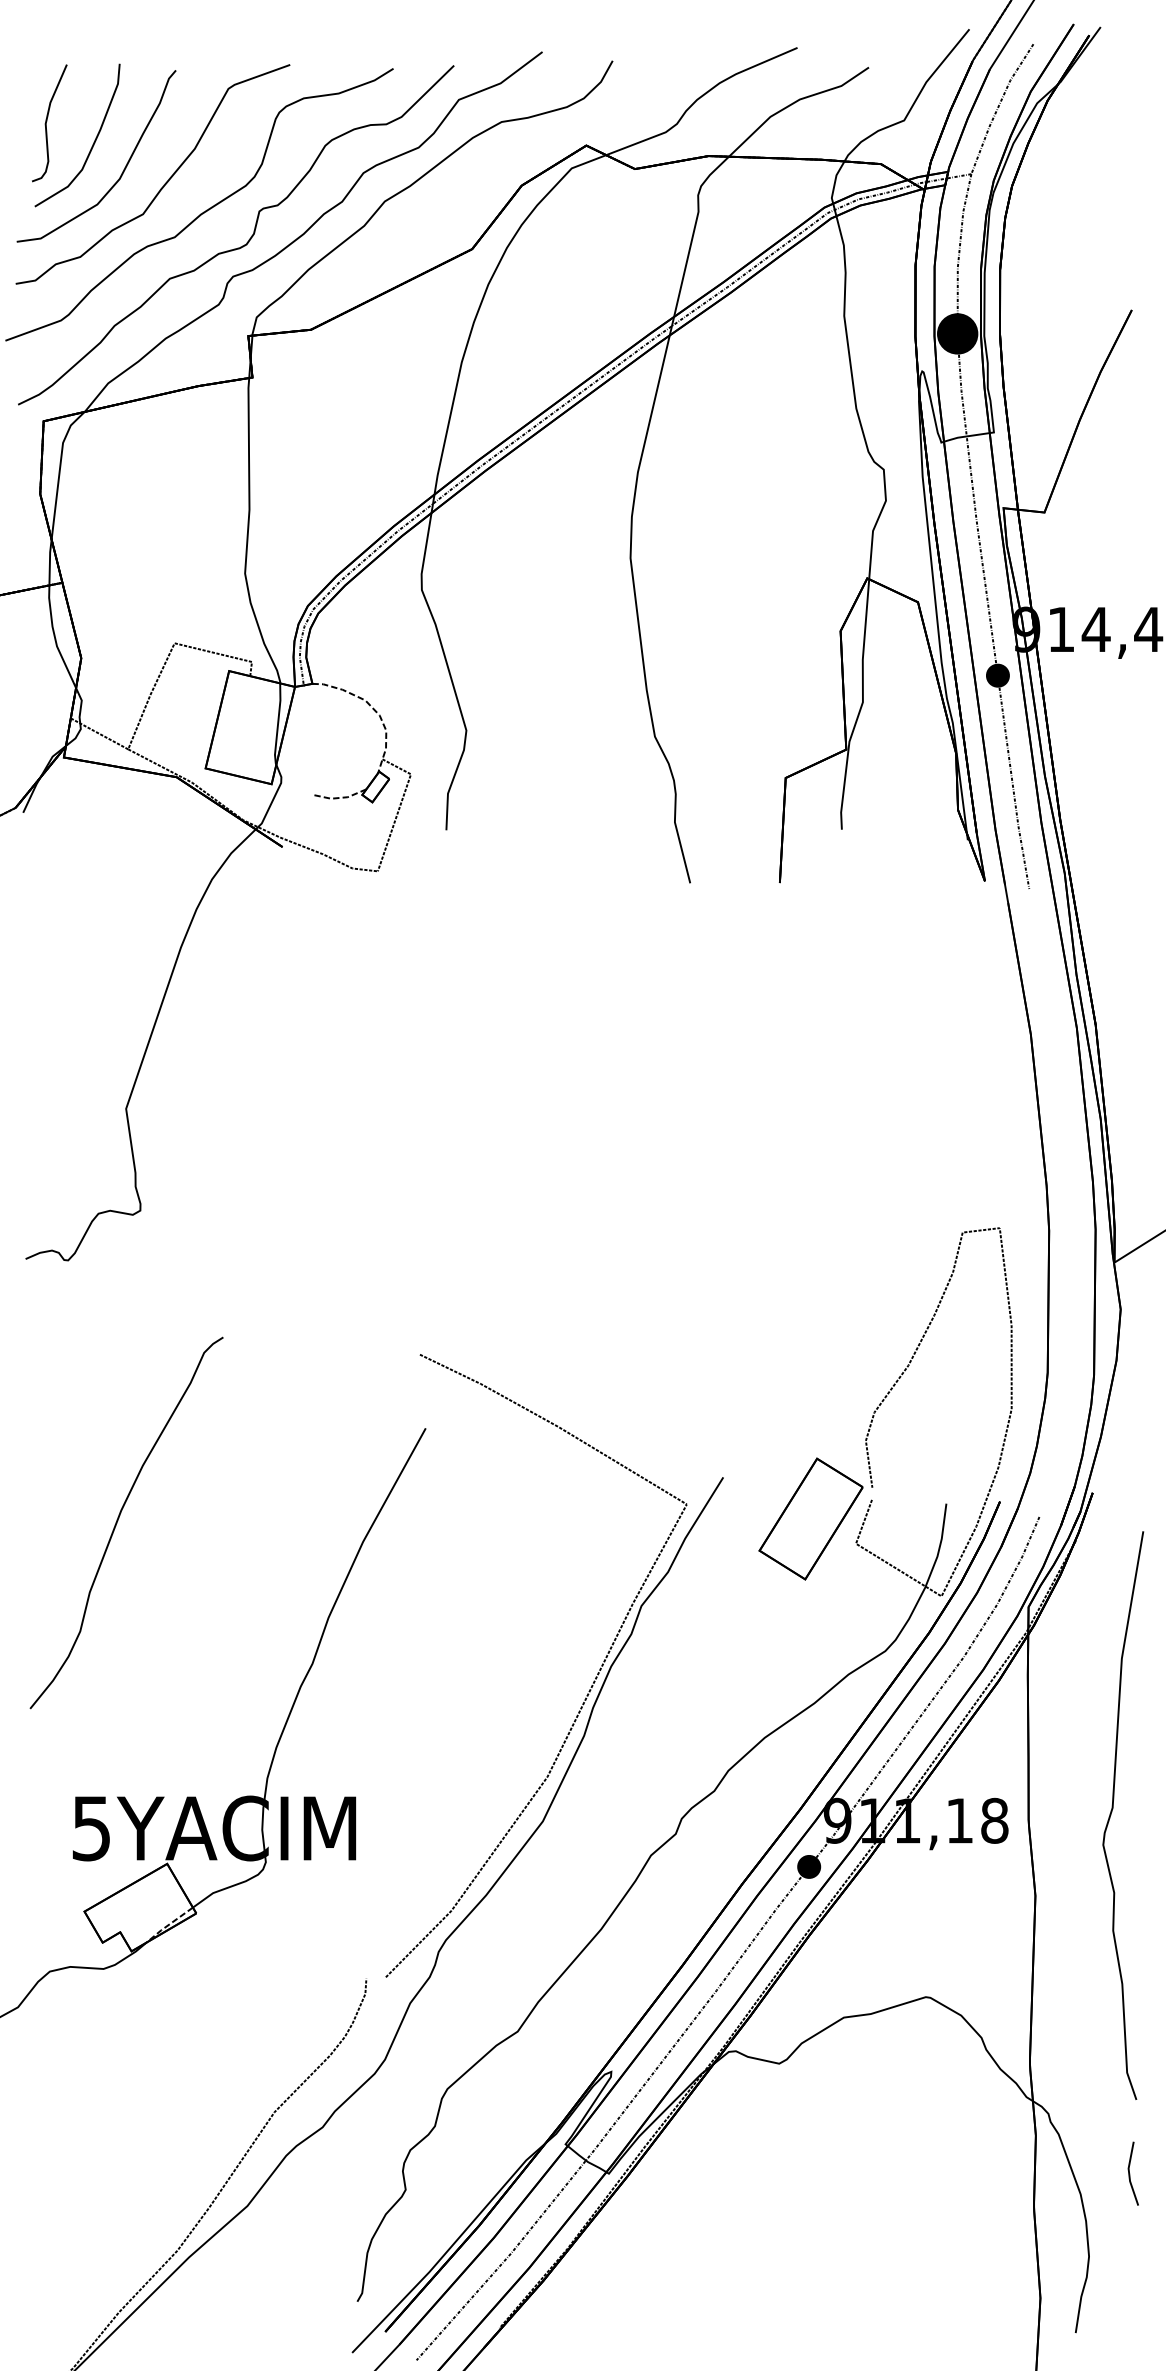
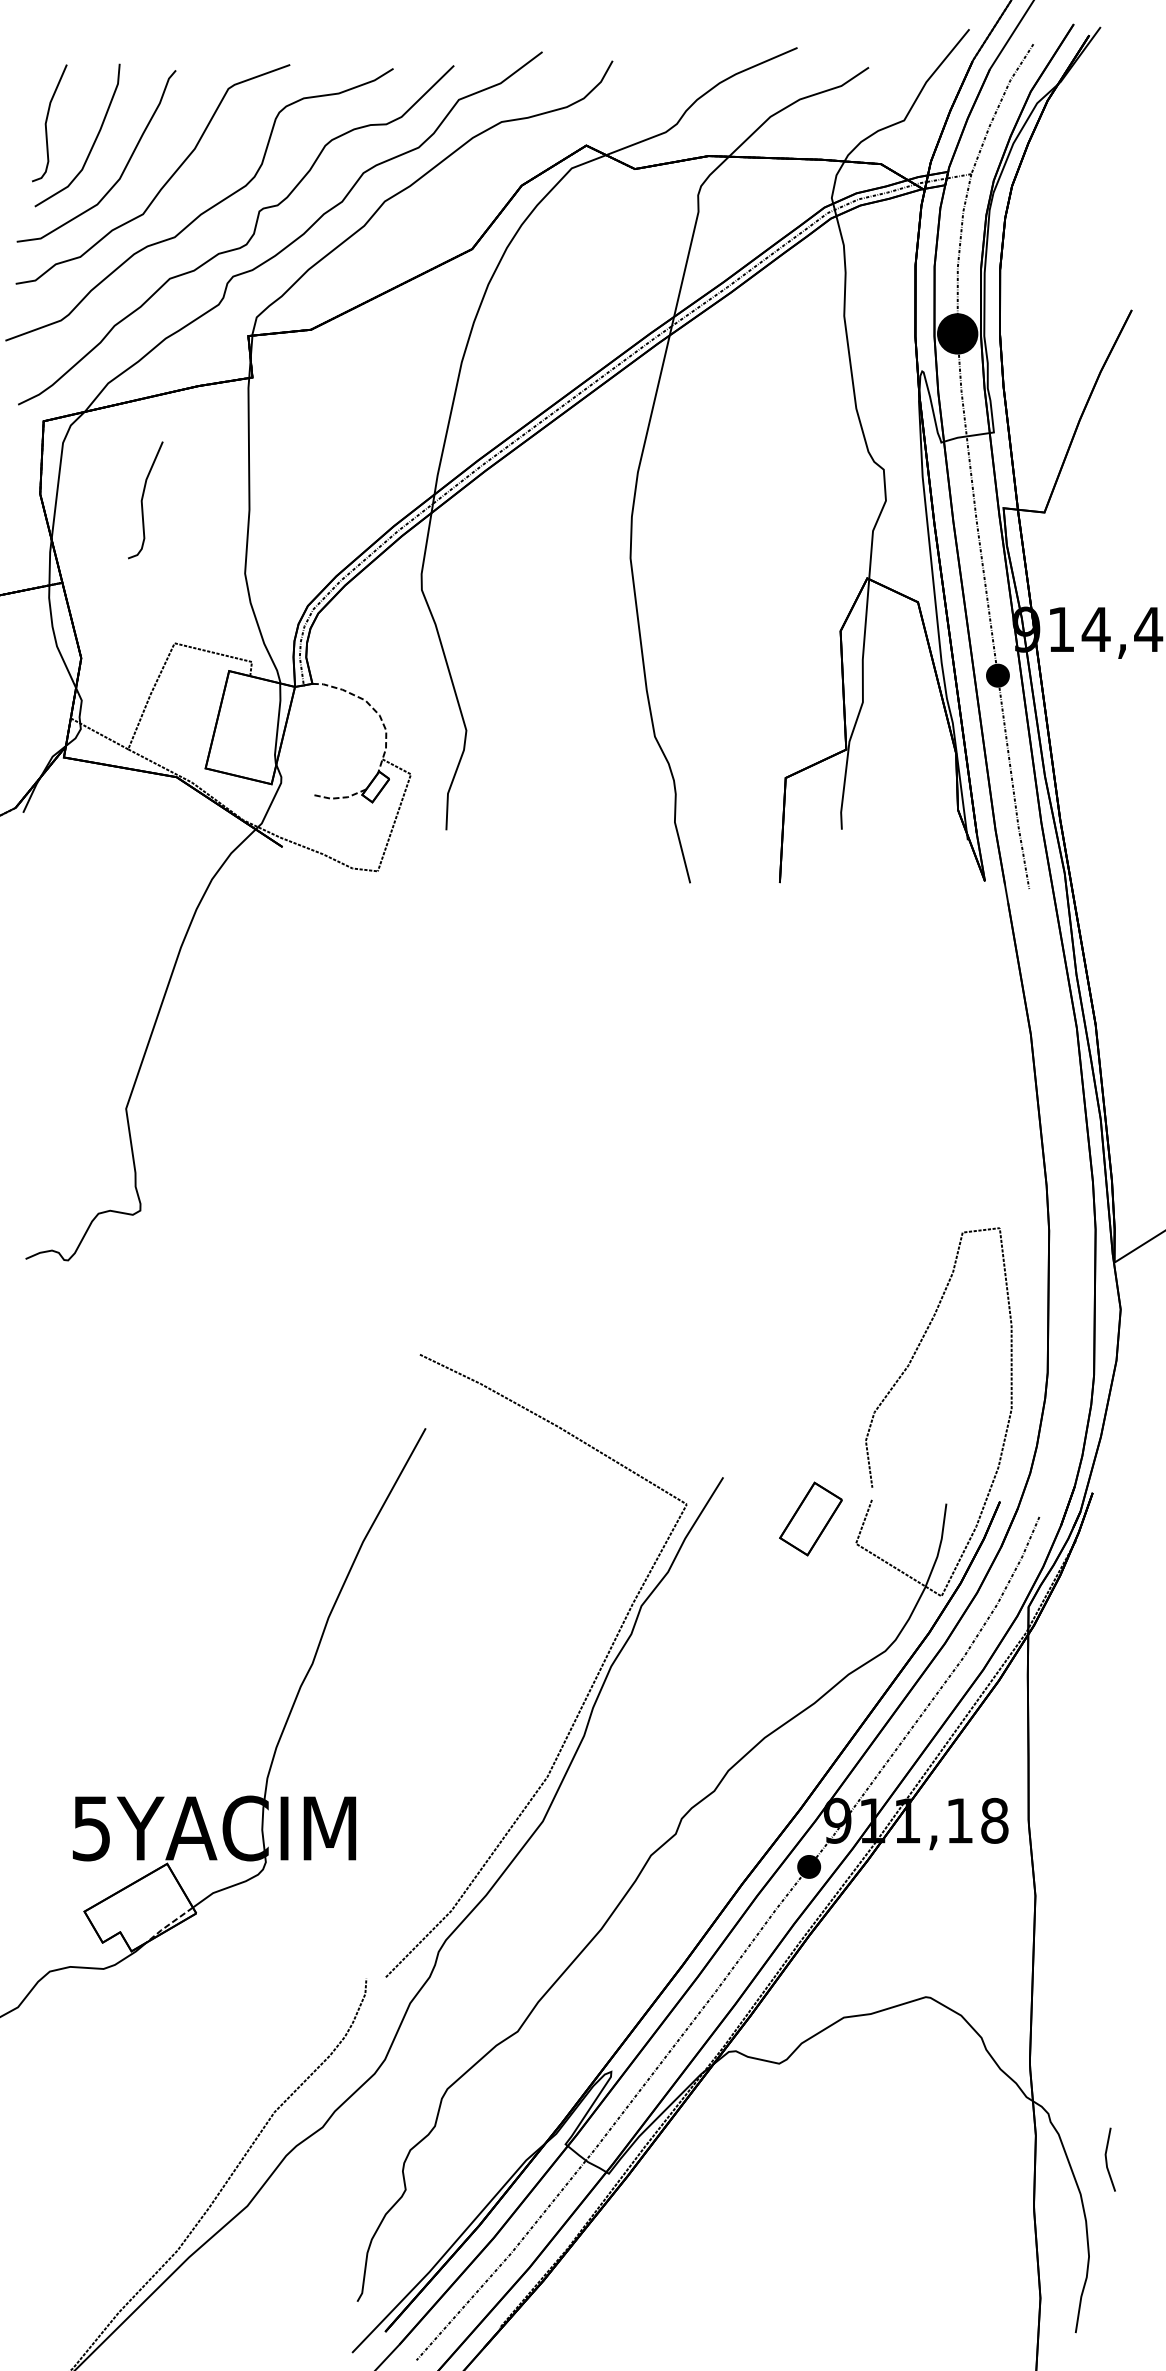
curve: none -> present (143, 498)
curve: present -> none (119, 1518)
part size: 106x124 px -> 64x76 px (810, 1518)
curve: present -> none (1112, 1812)
line position: (1130, 2173) -> (1107, 2159) (1107, 2159)
